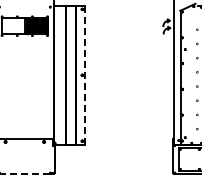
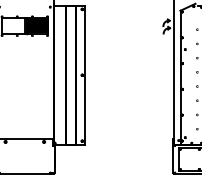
line: dashed -> solid (84, 74)
line: dashed -> solid (25, 173)
